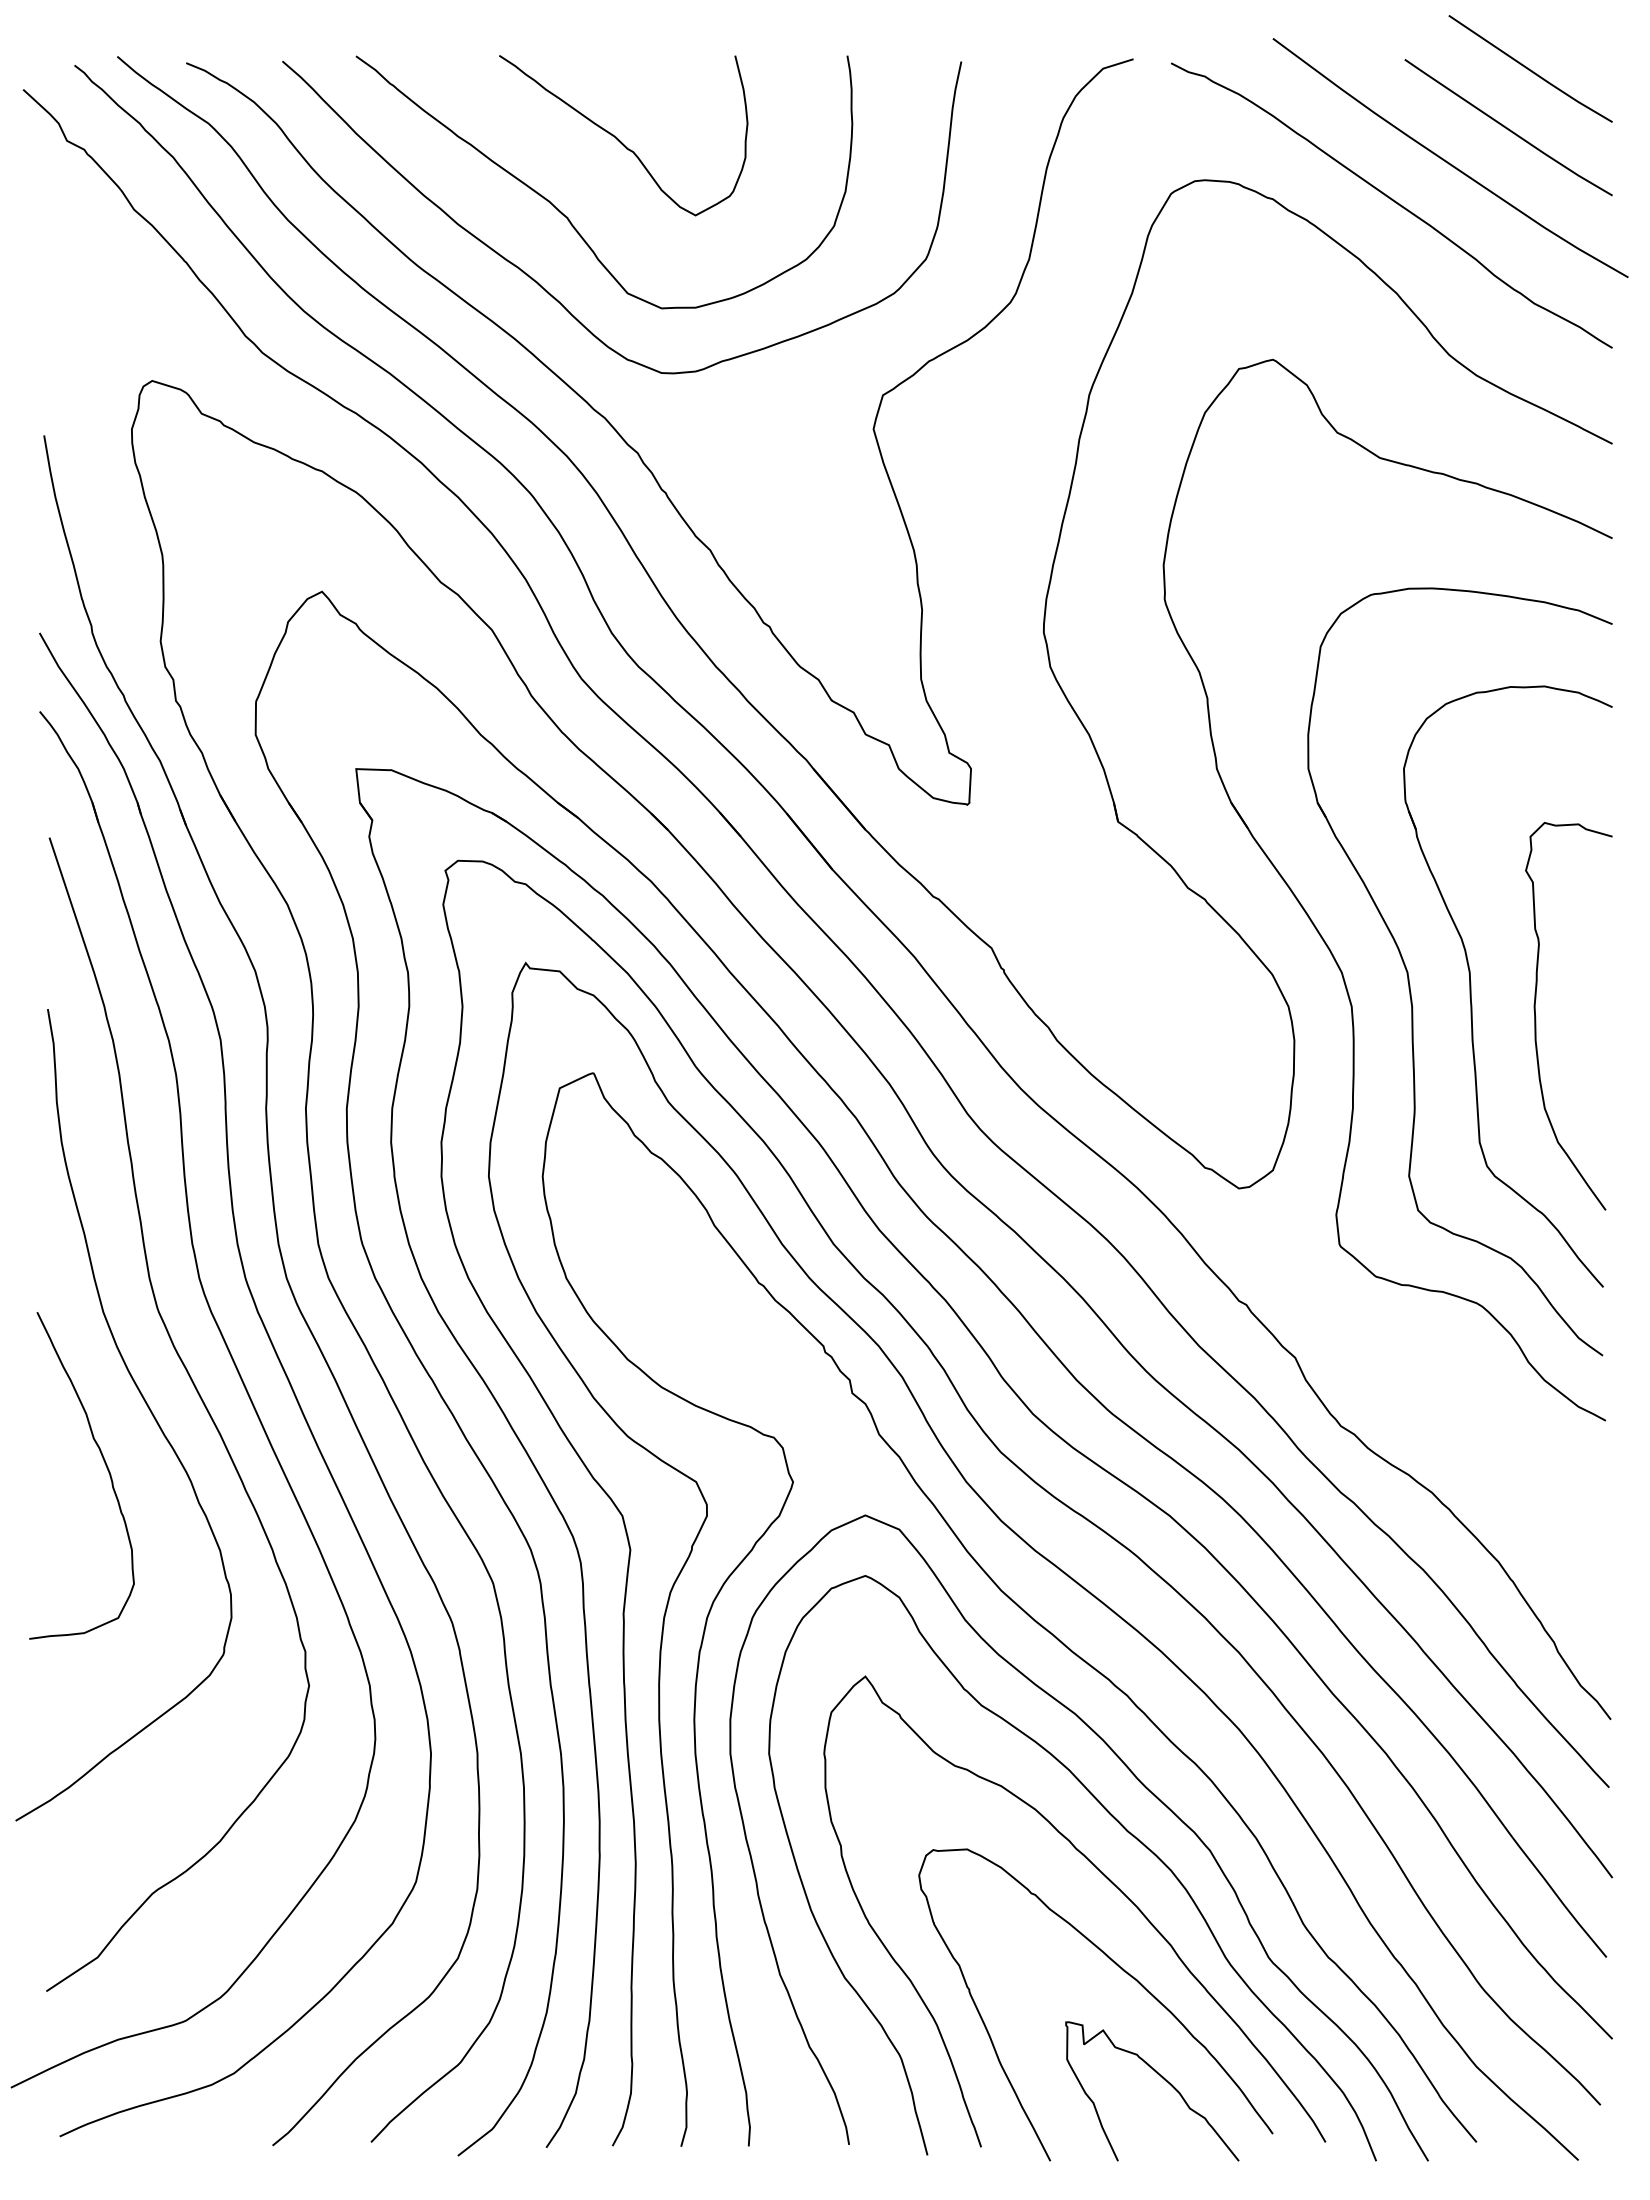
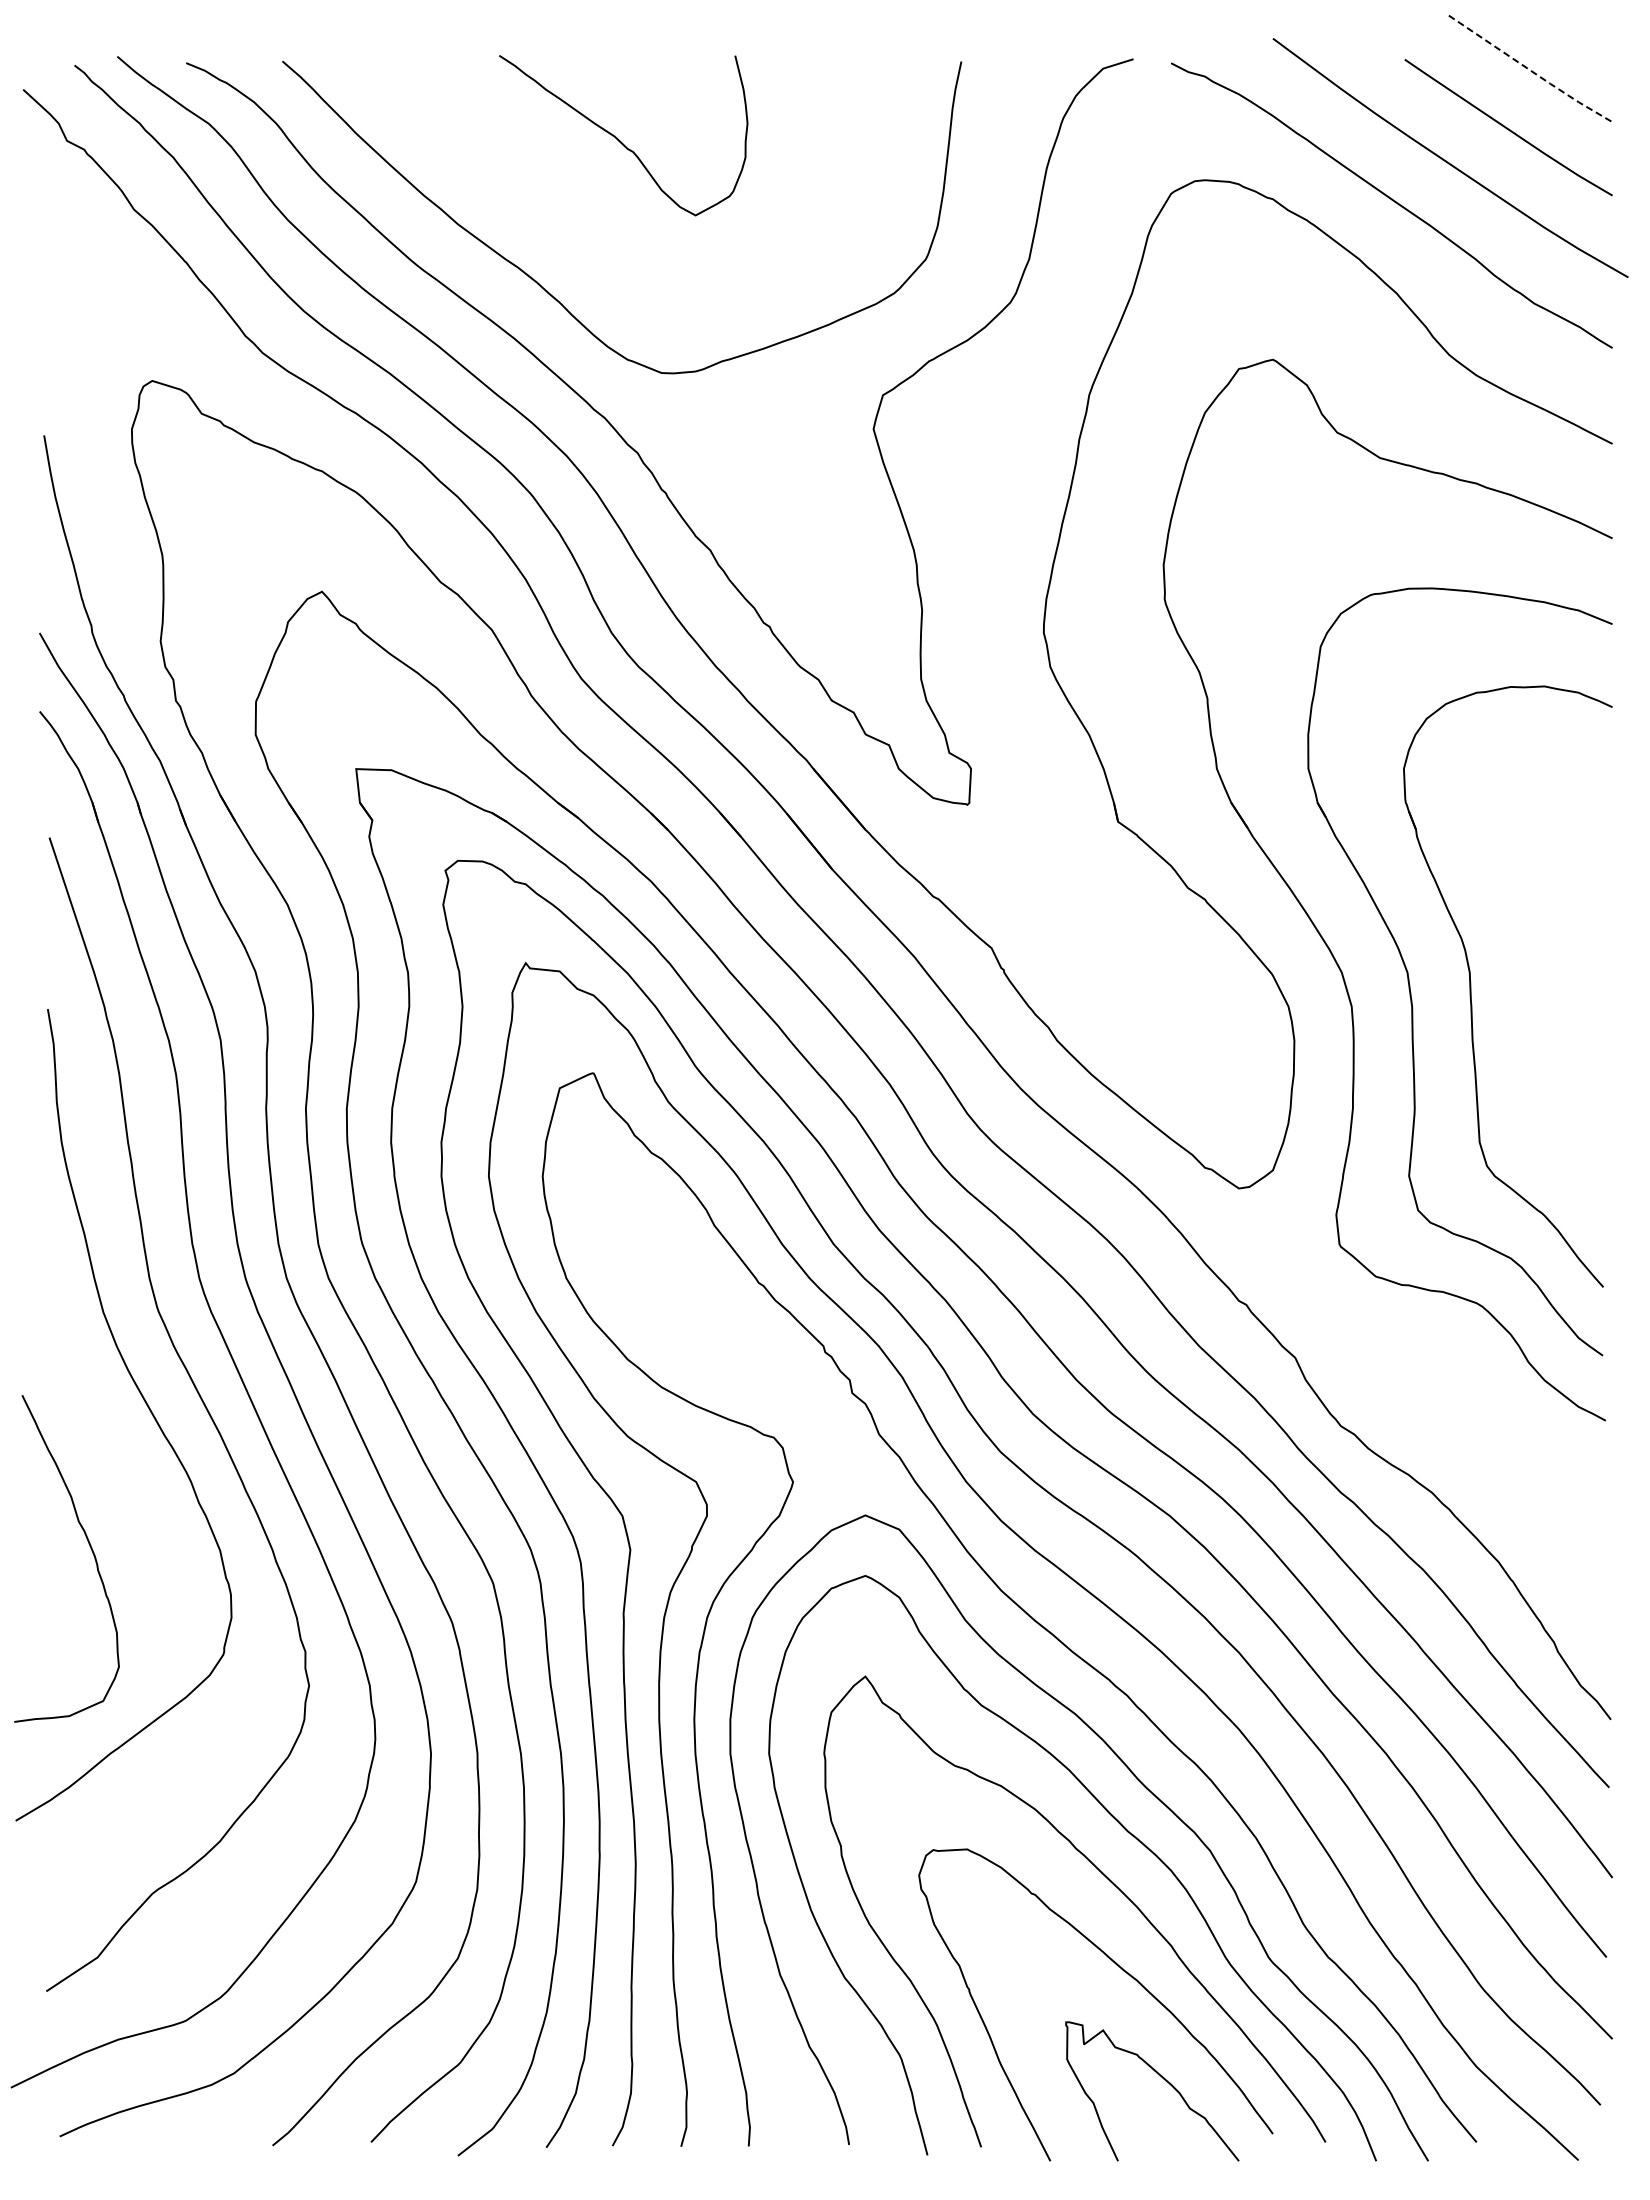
line: solid -> dashed (1531, 71)
curve: present -> none (568, 217)
curve: present -> none (1536, 1017)
curve position: (104, 1463) -> (89, 1546) (89, 1546)
